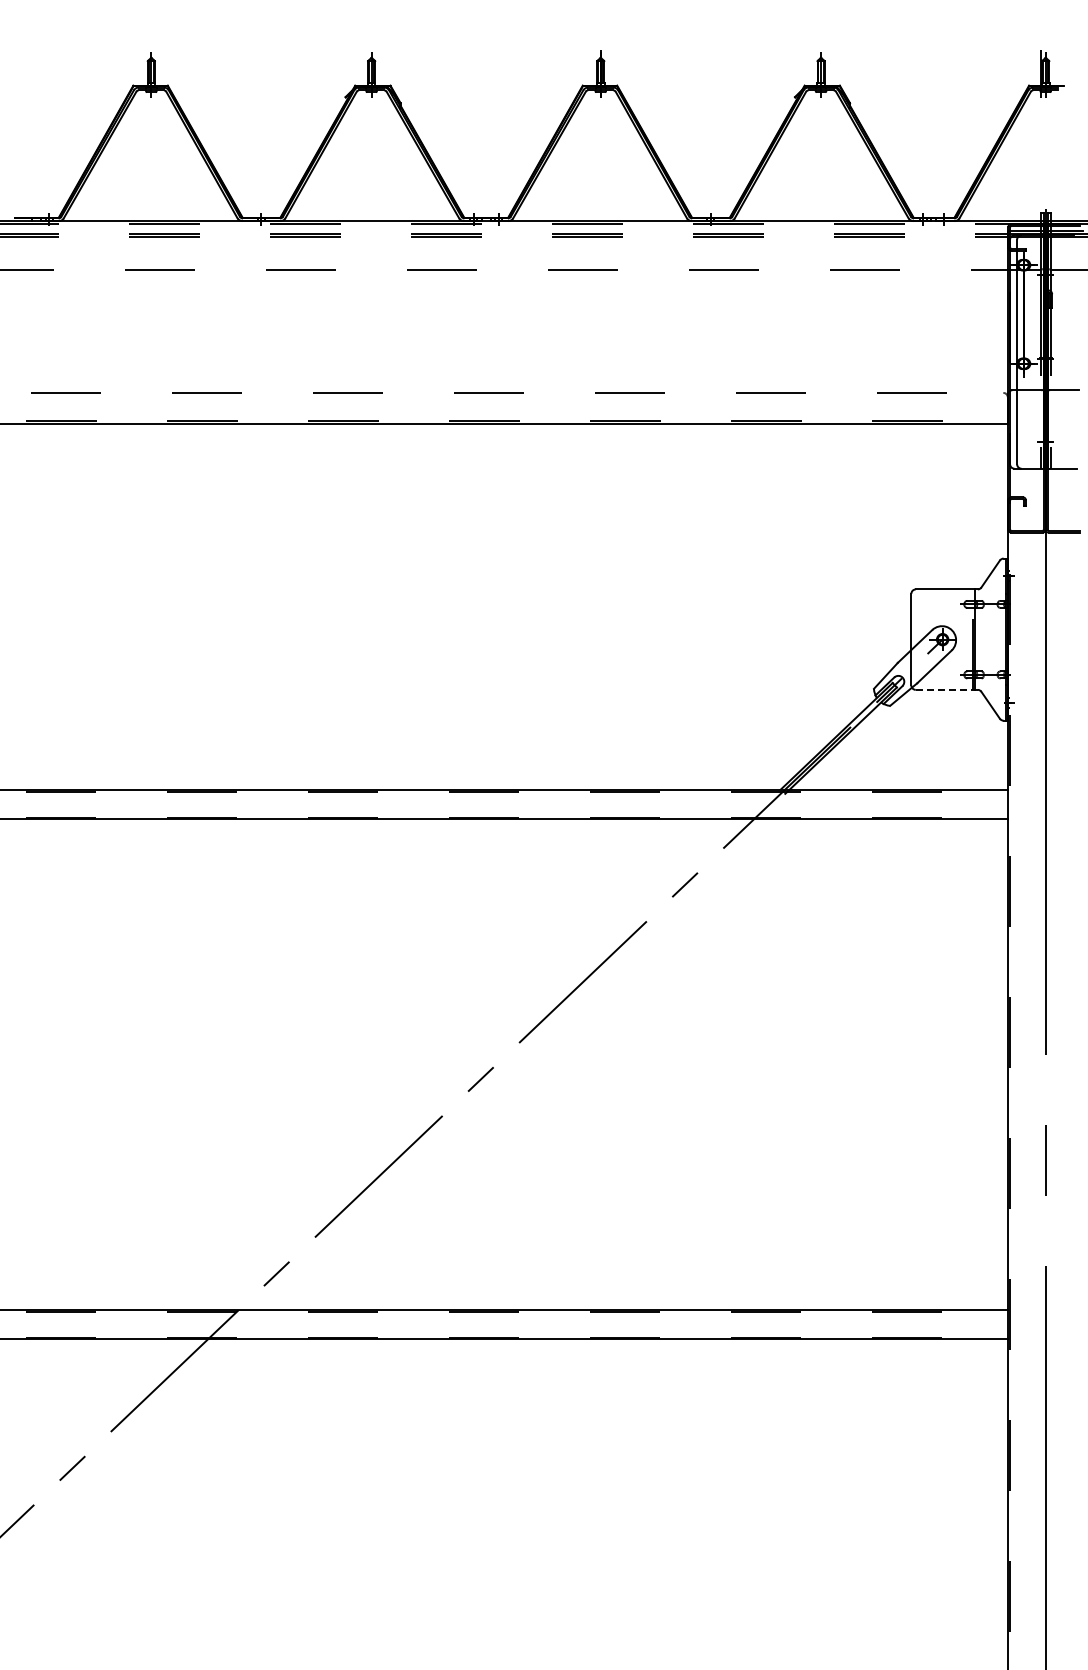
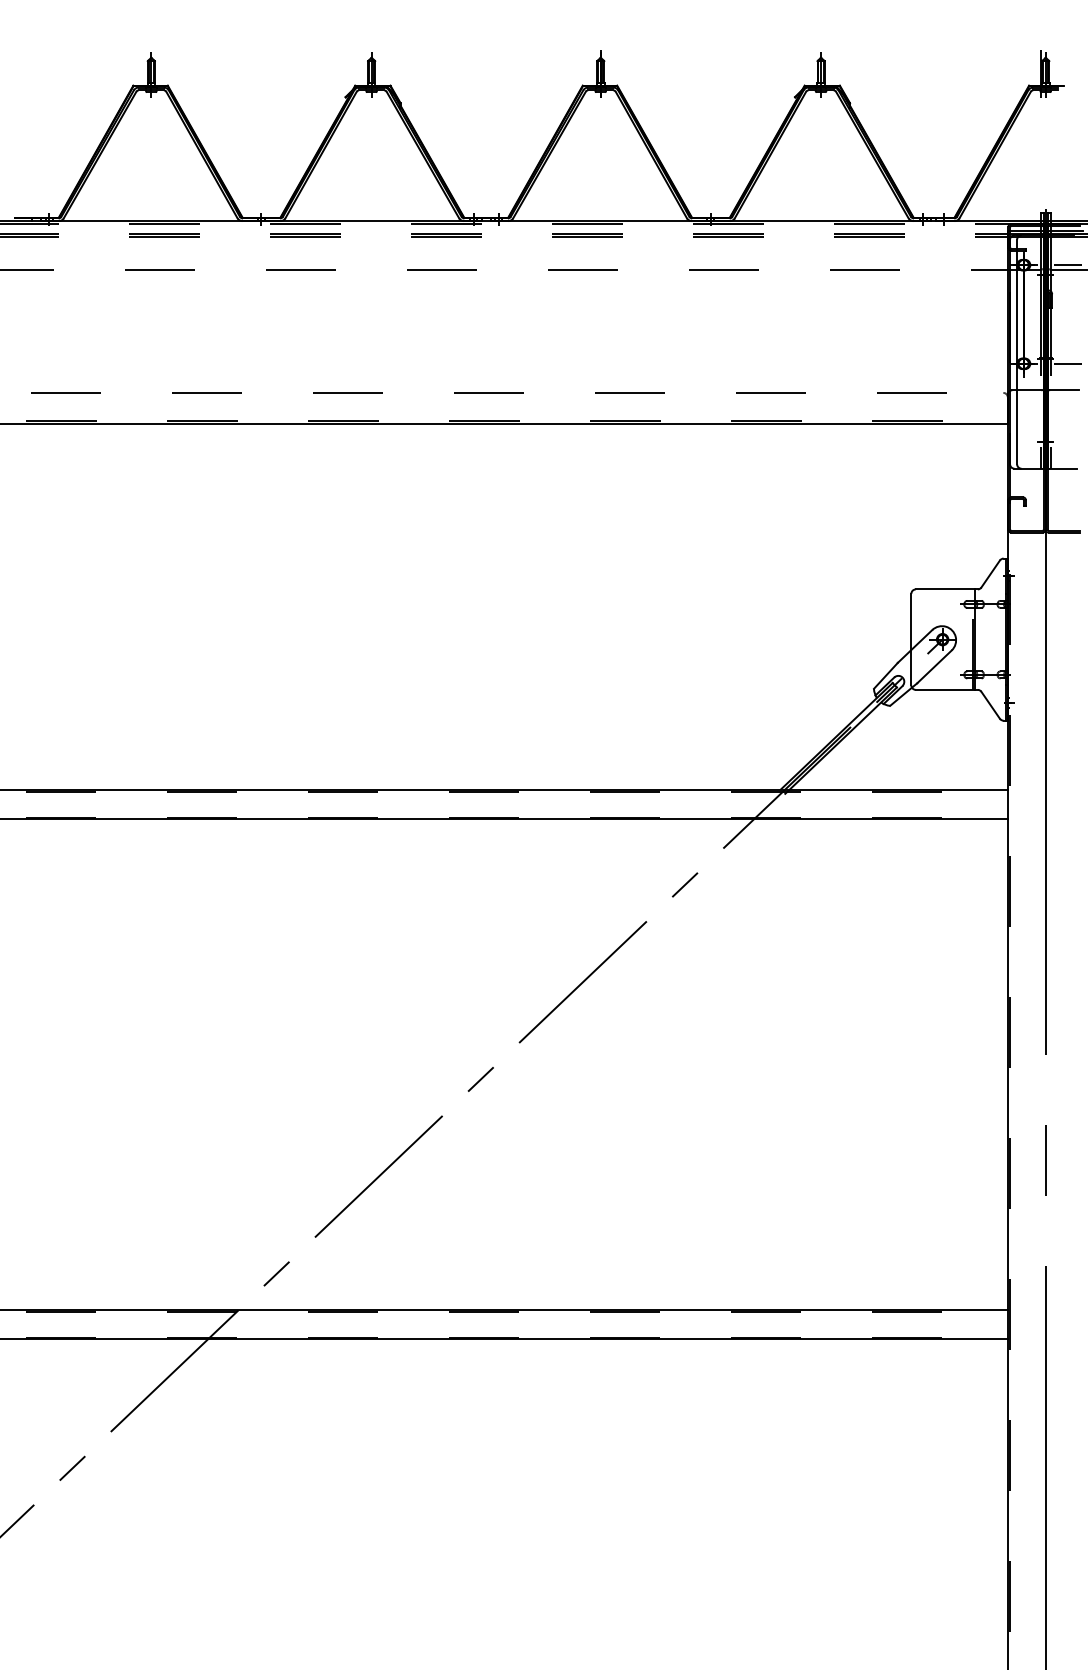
line: none -> present (1067, 265)
line: none -> present (1067, 363)
line: dashed -> solid (947, 689)
